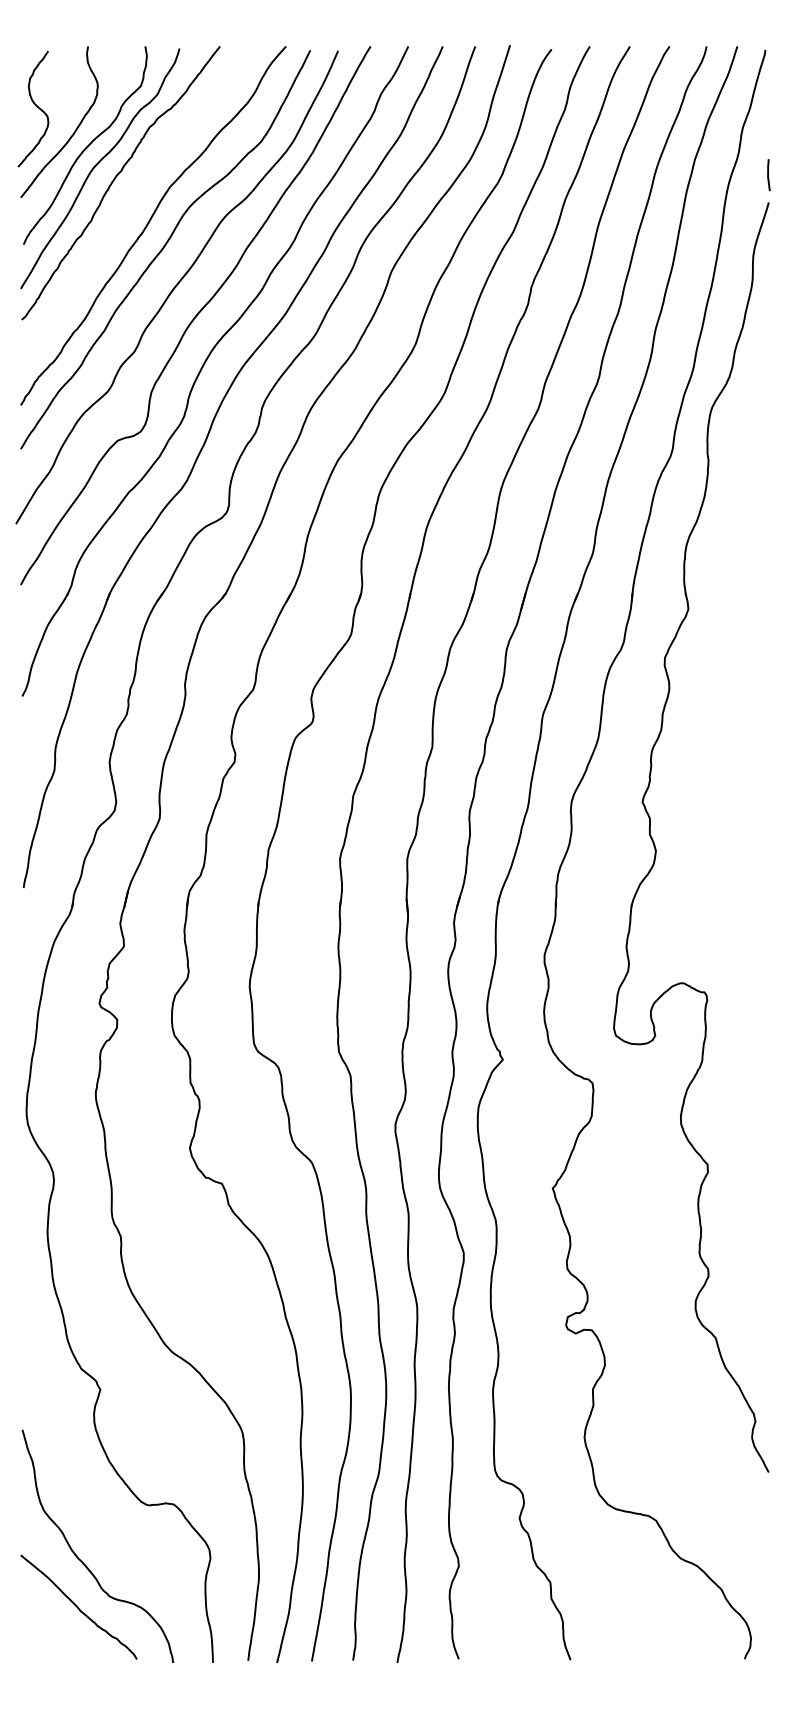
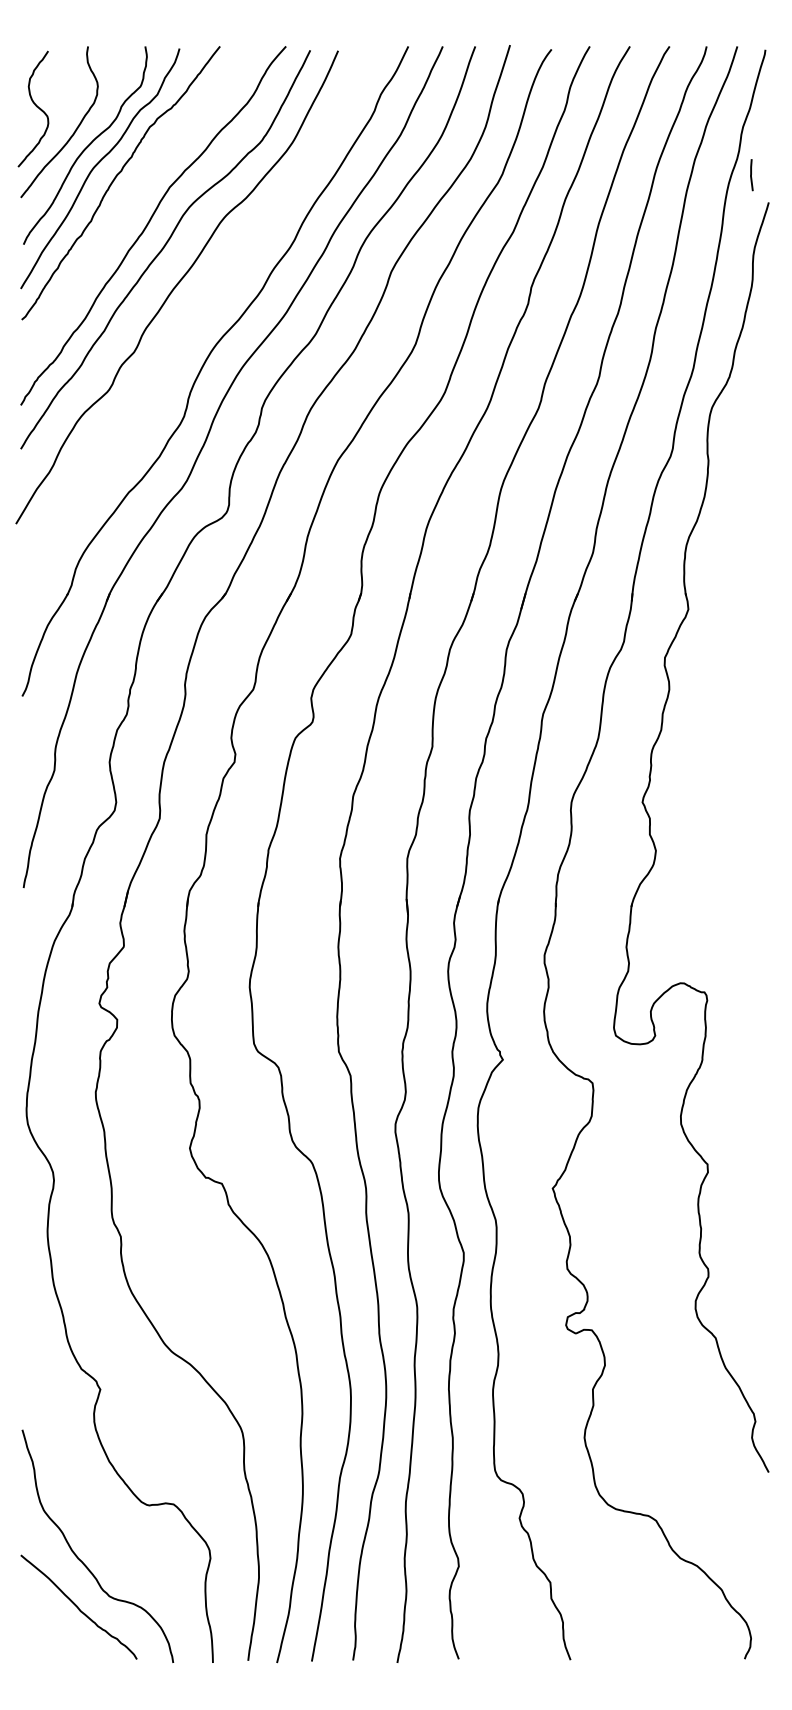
line position: (768, 175) -> (751, 175) (751, 175)
curve: present -> none (195, 315)
